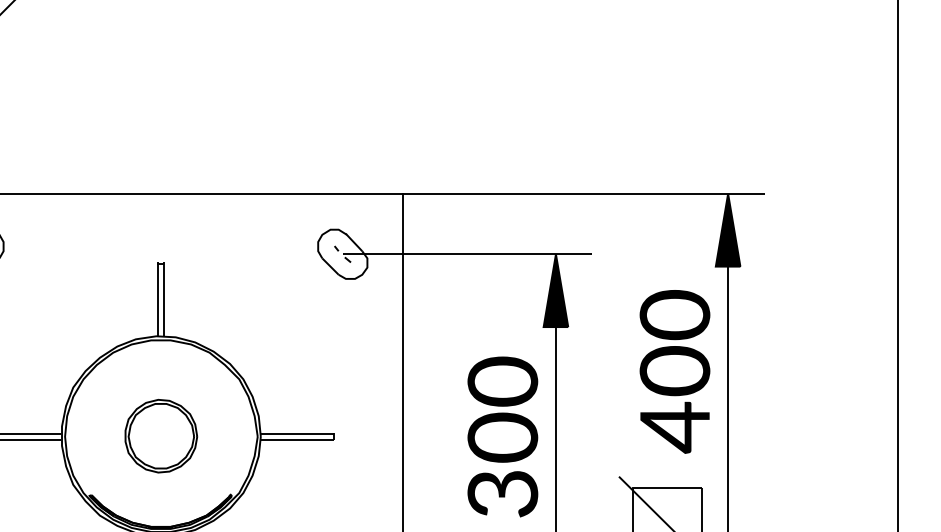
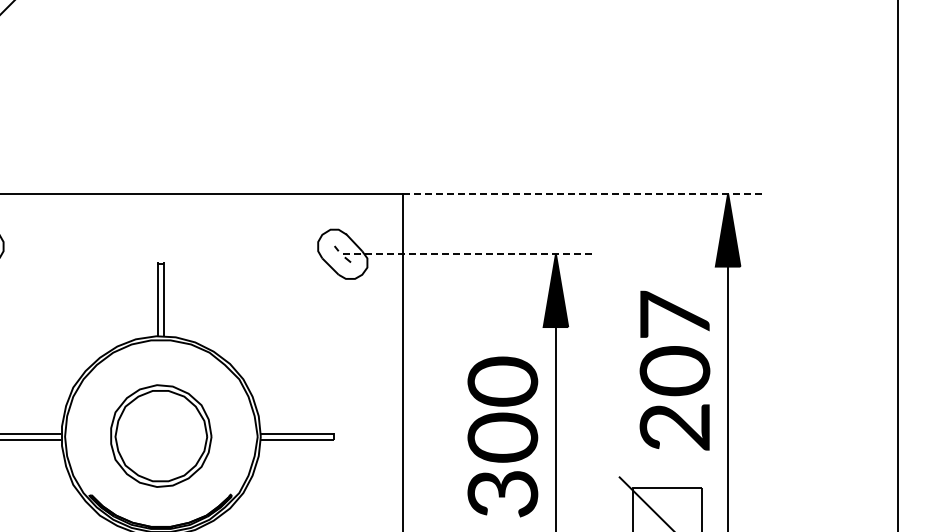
line: solid -> dashed (584, 193)
line: solid -> dashed (467, 254)
text: 400 -> 207 (674, 371)
part size: 75x75 px -> 103x104 px (161, 435)
